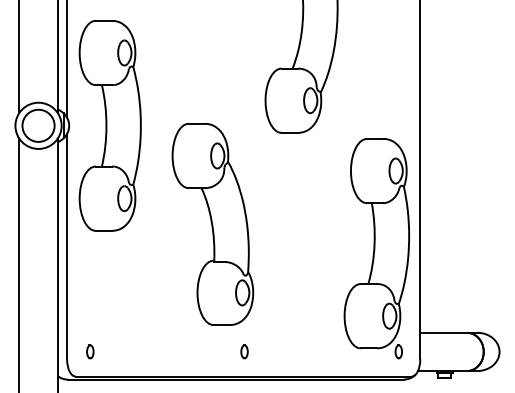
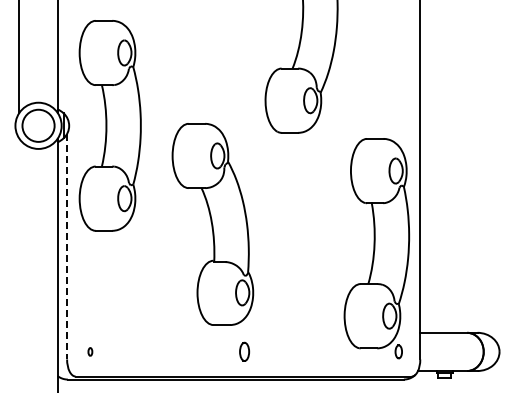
line: present -> none (67, 59)
line: solid -> dashed (67, 246)
line: present -> none (19, 263)
part size: 9x16 px -> 7x10 px (90, 351)
part size: 9x16 px -> 12x21 px (244, 351)
